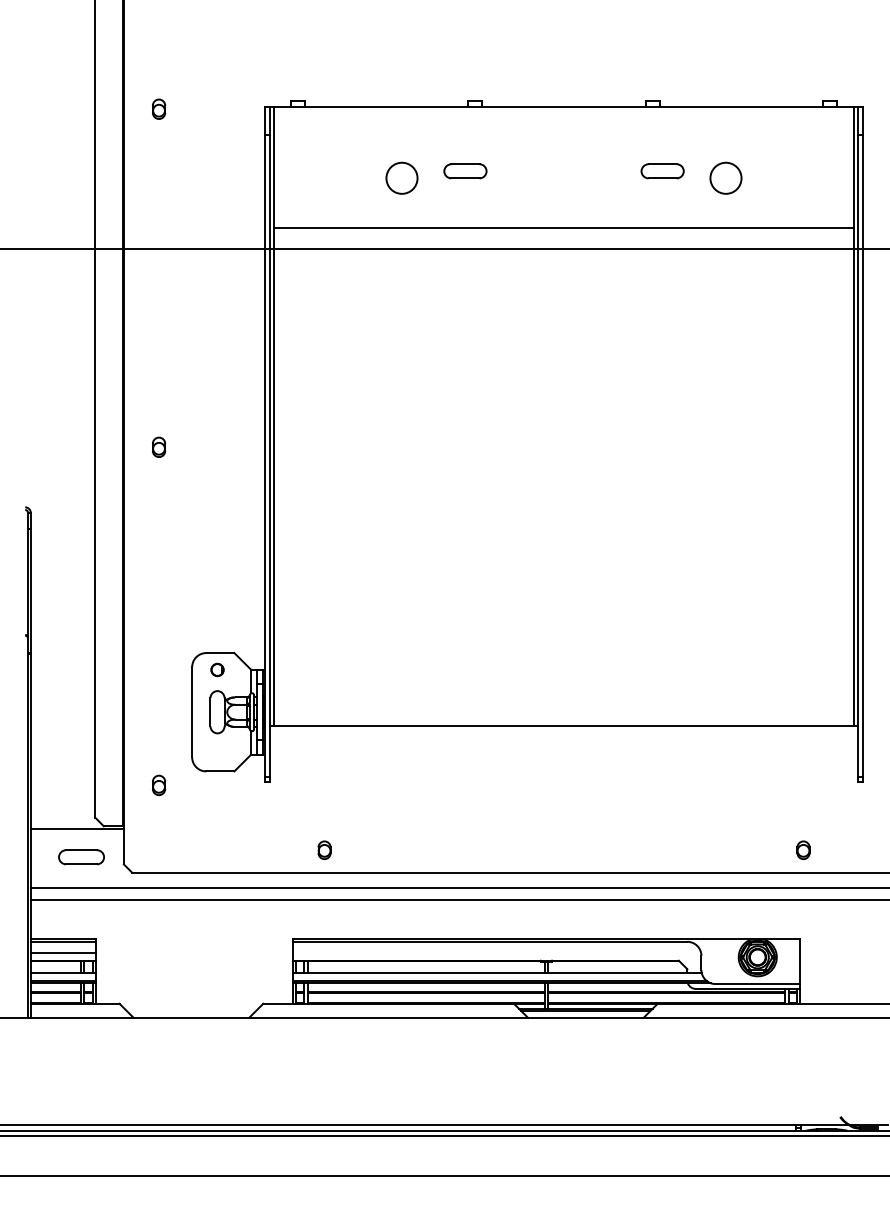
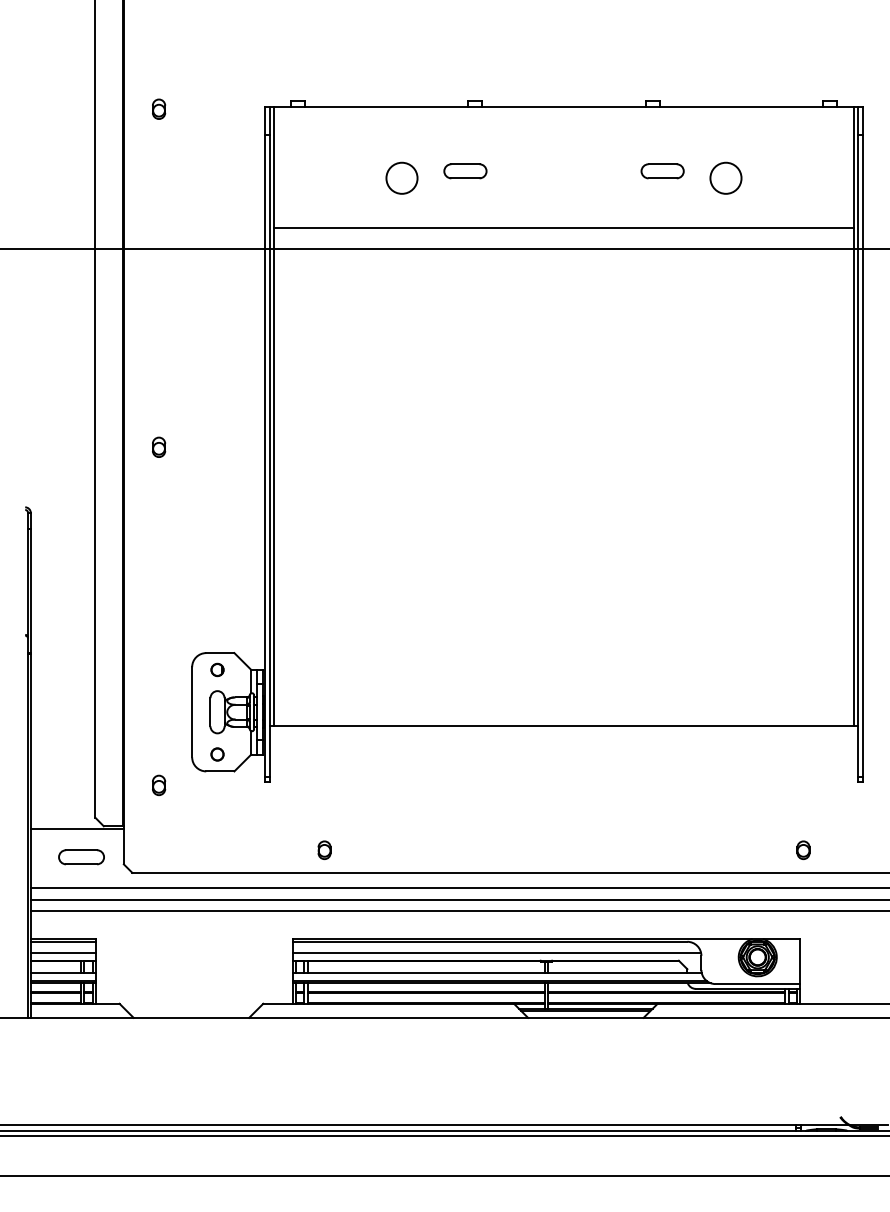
circle: none -> present (217, 754)
line: none -> present (458, 910)
line: none -> present (496, 953)
